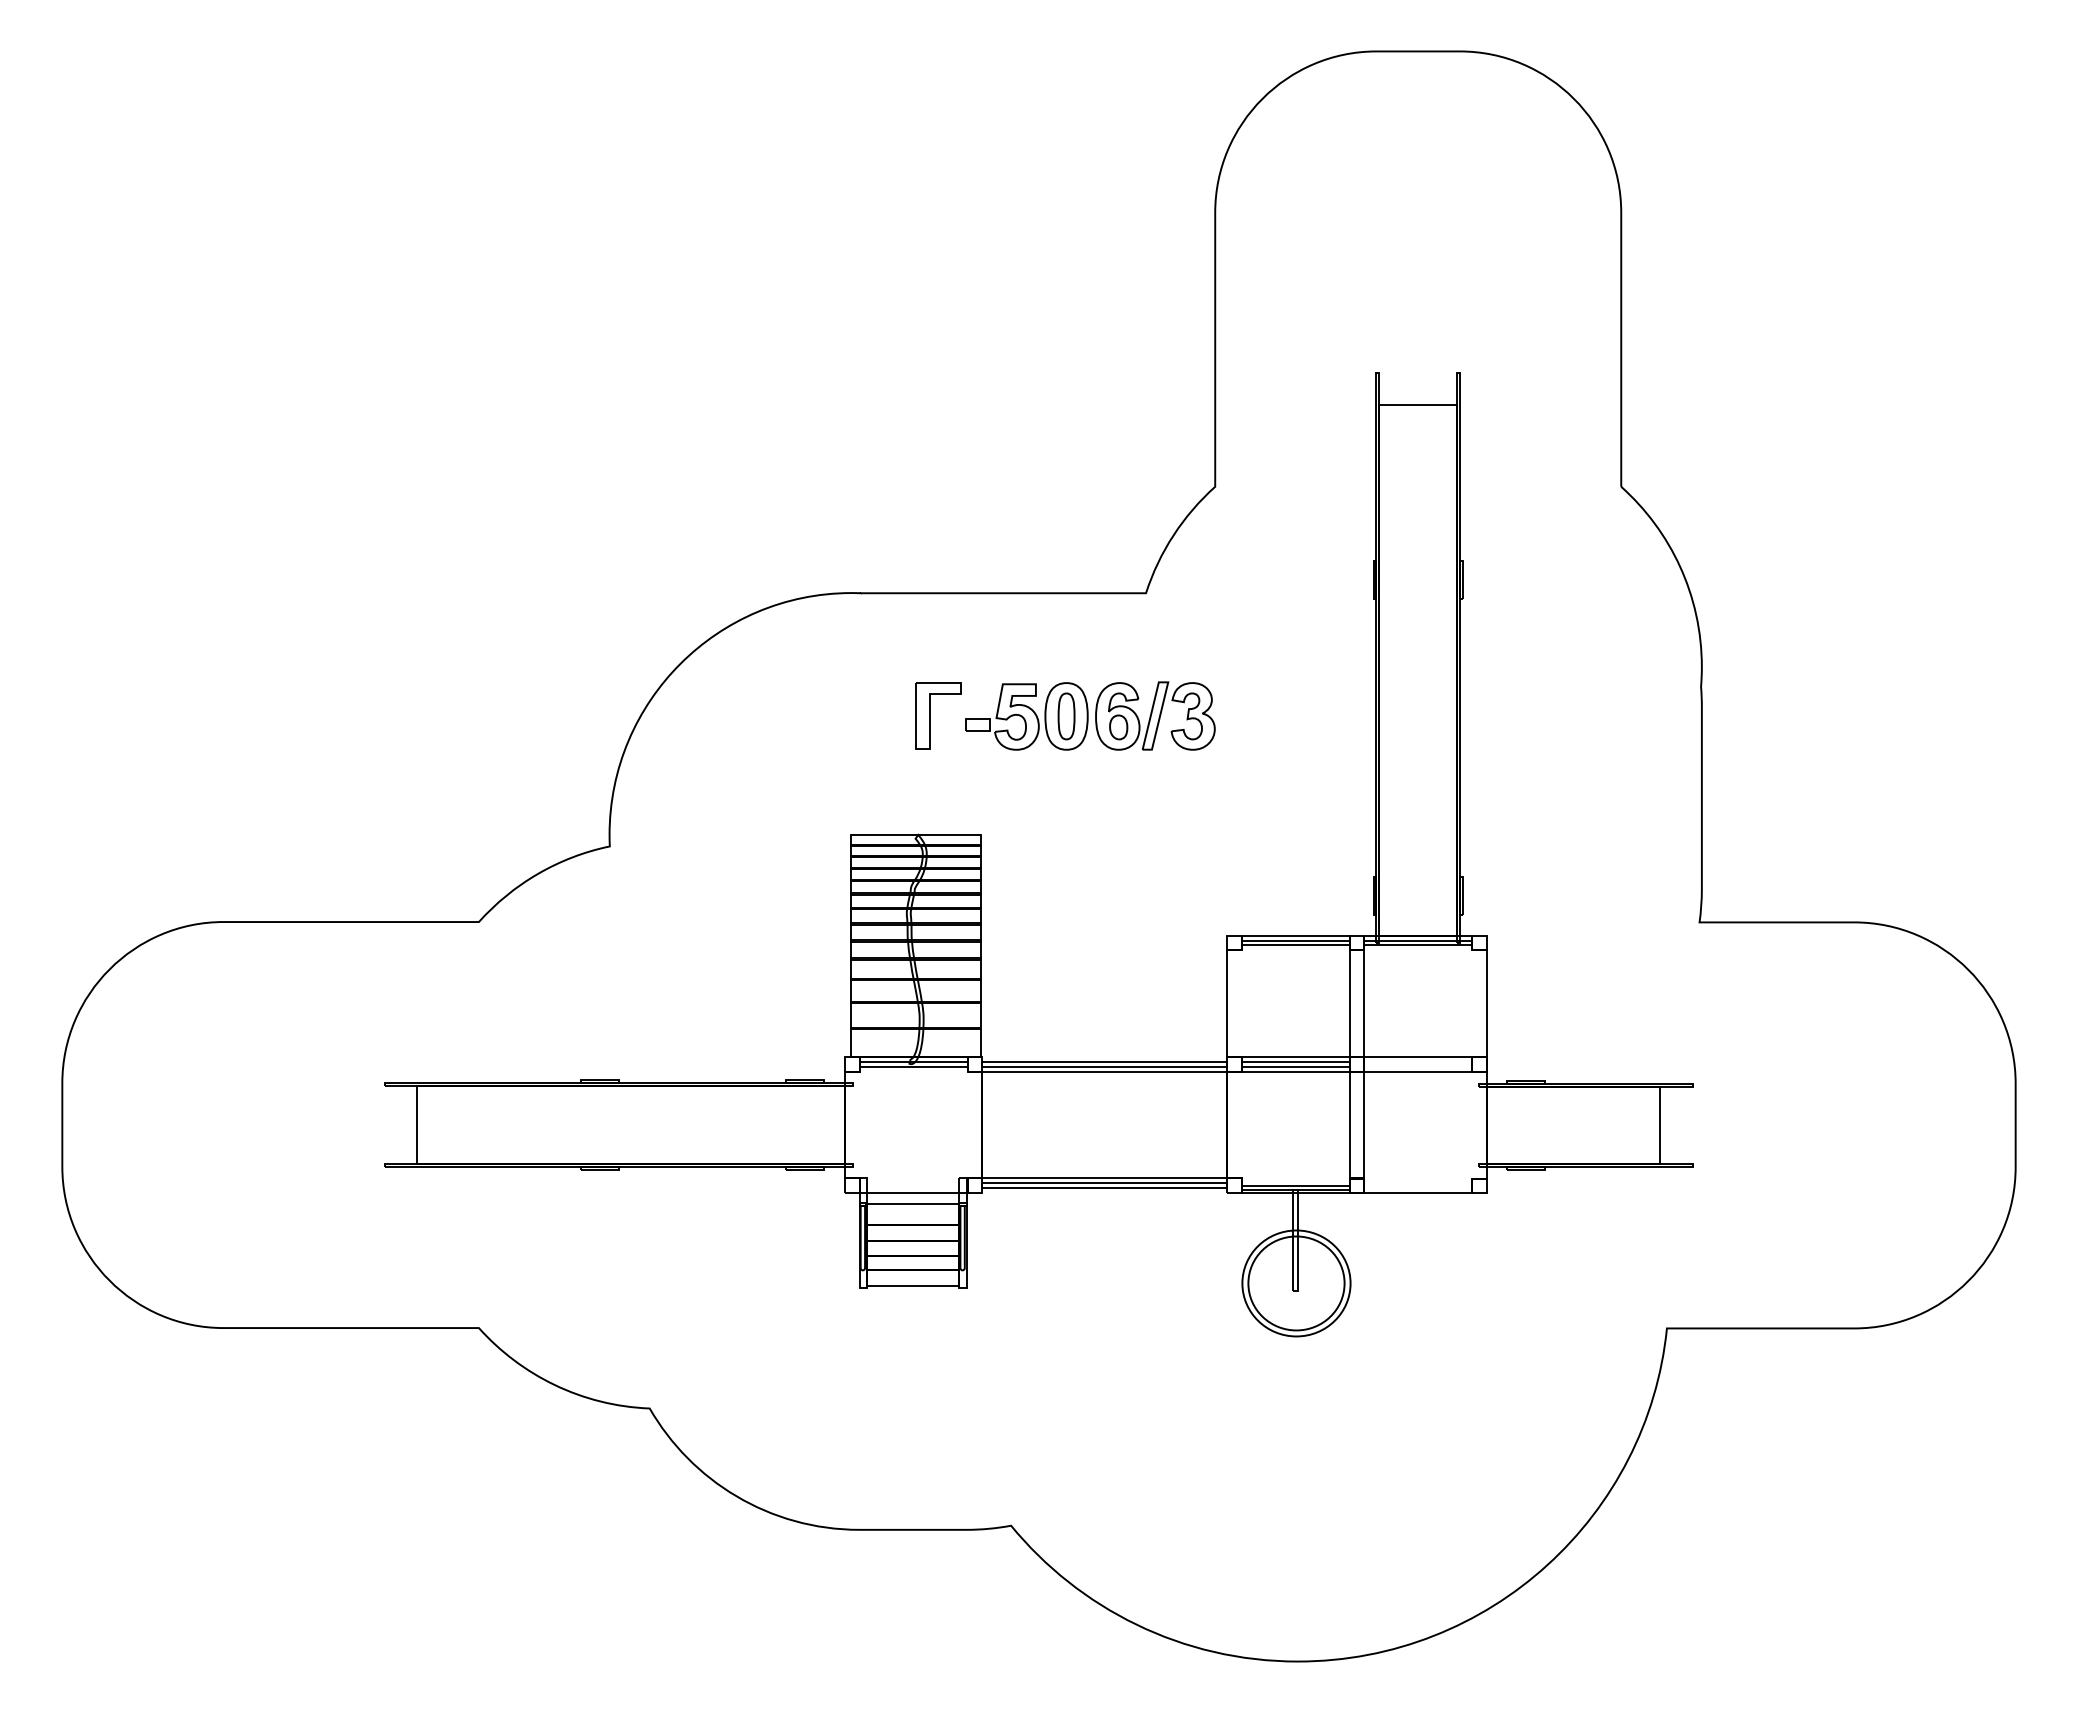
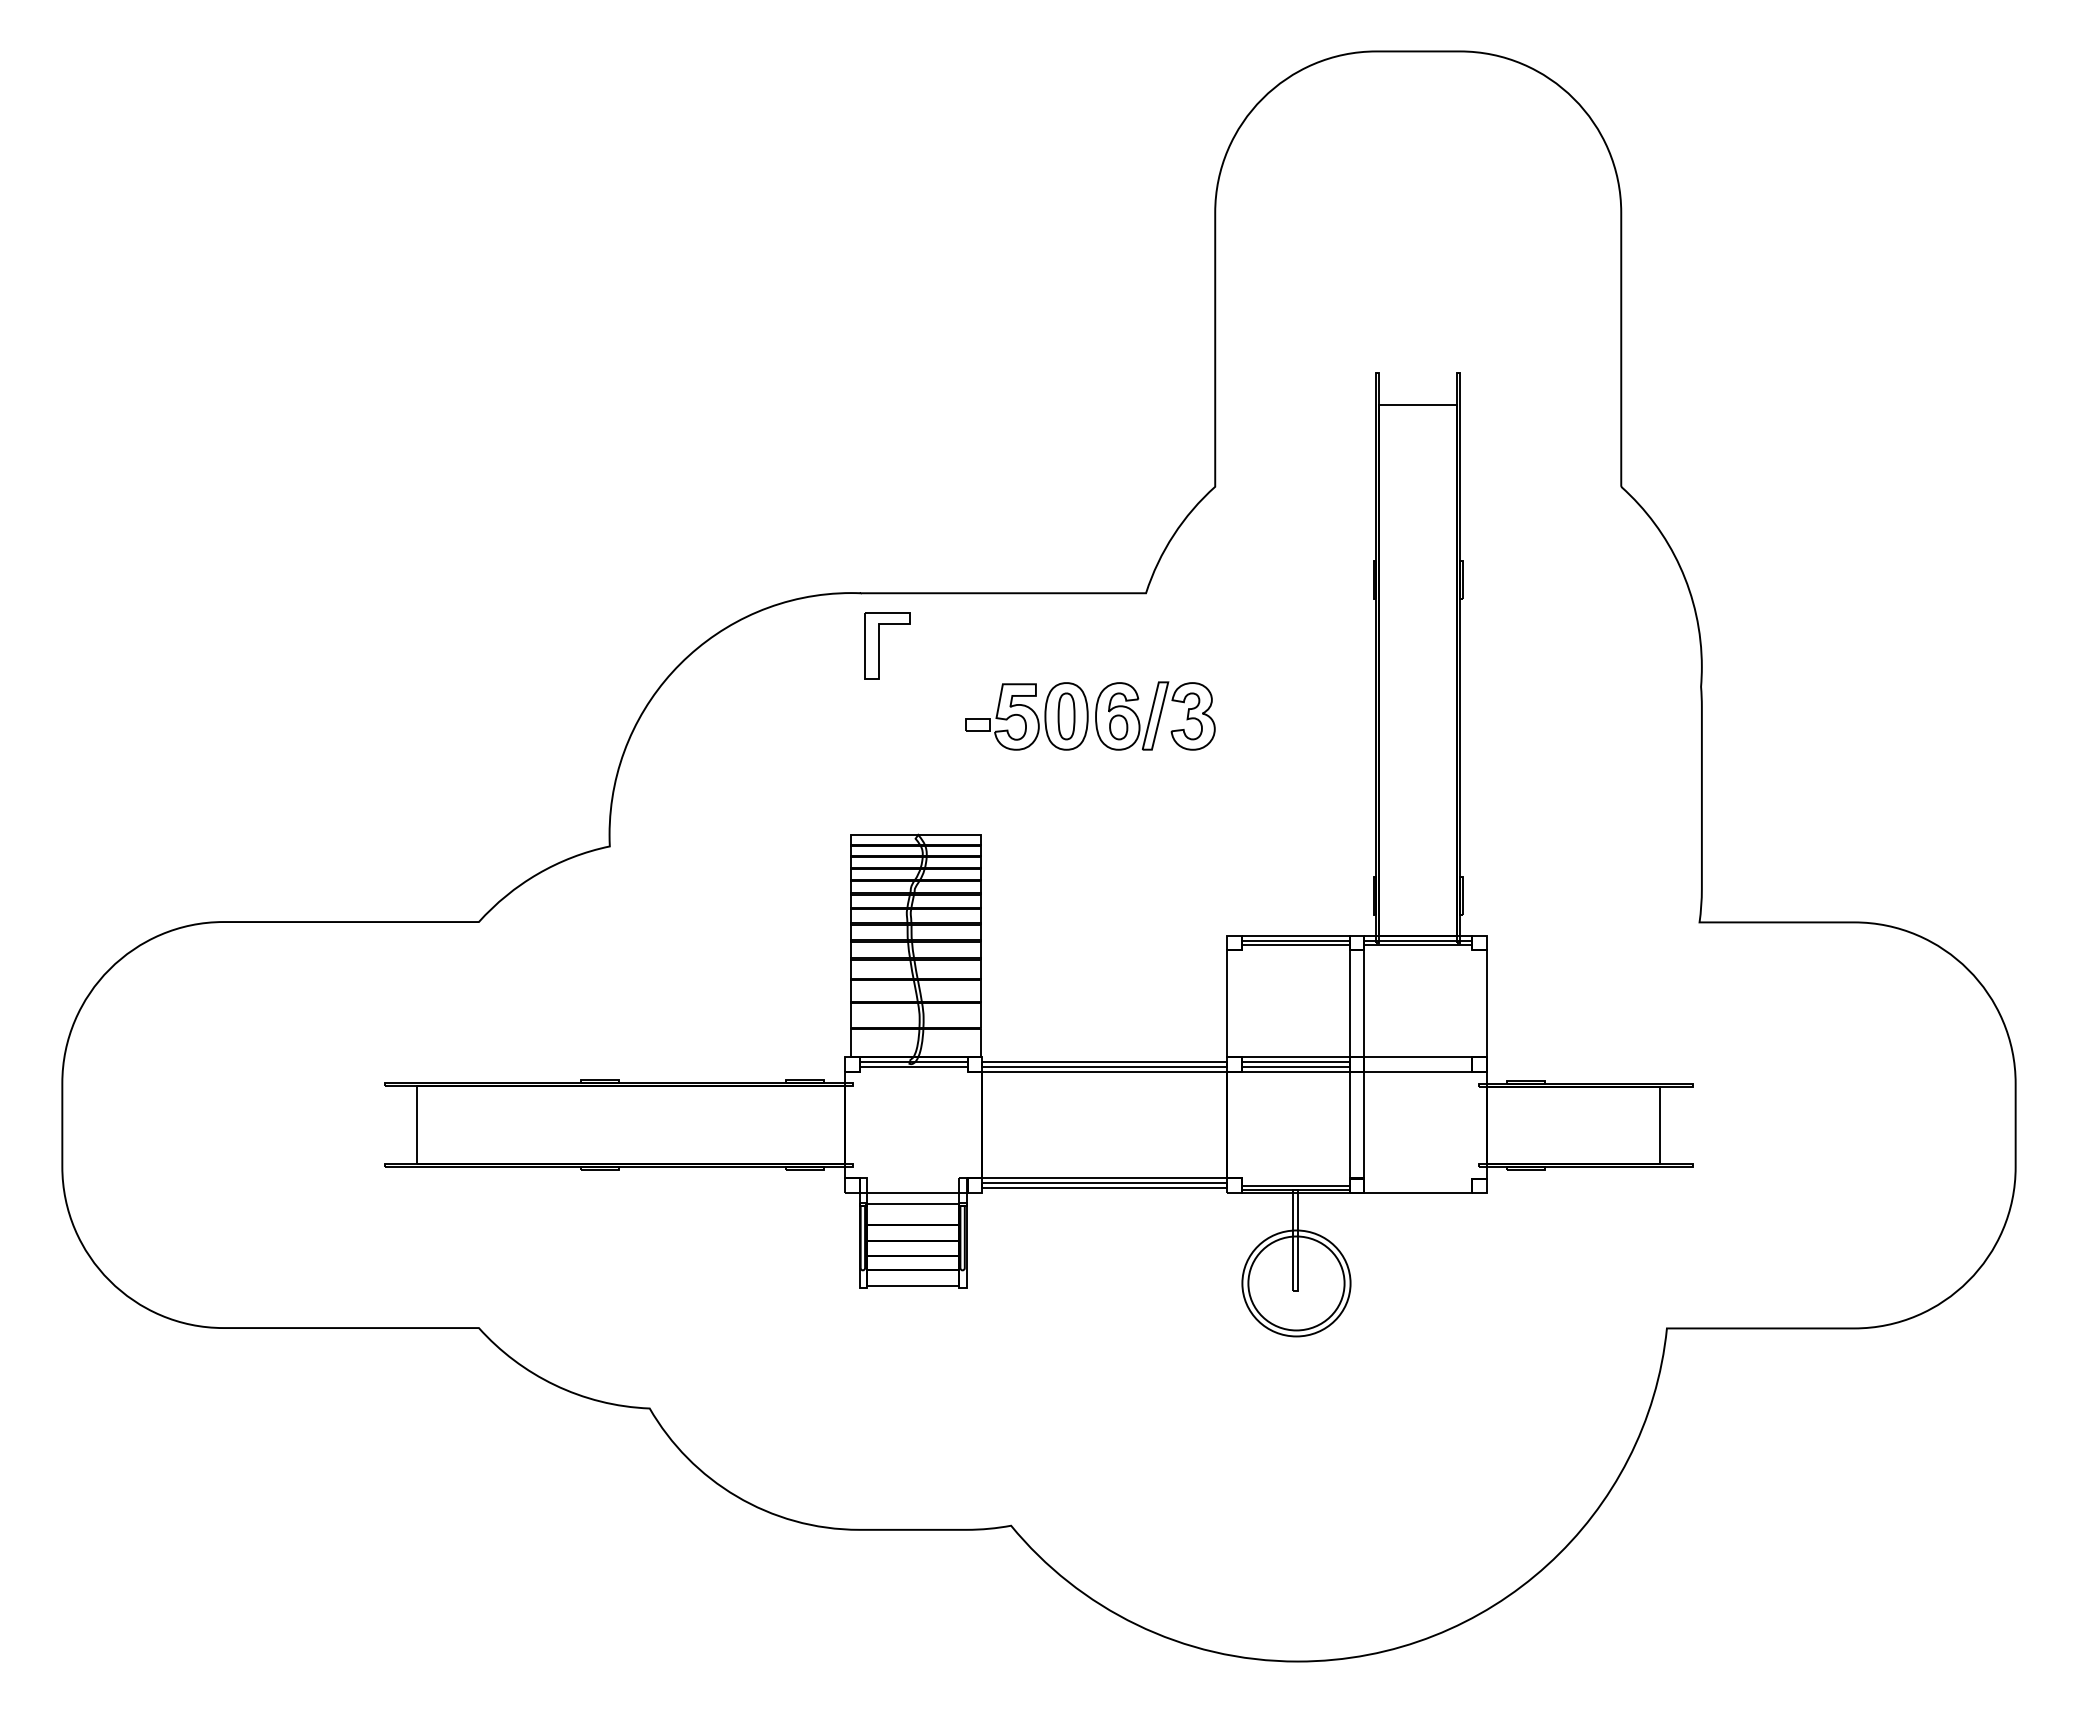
part position: (930, 715) -> (879, 645) (879, 645)
